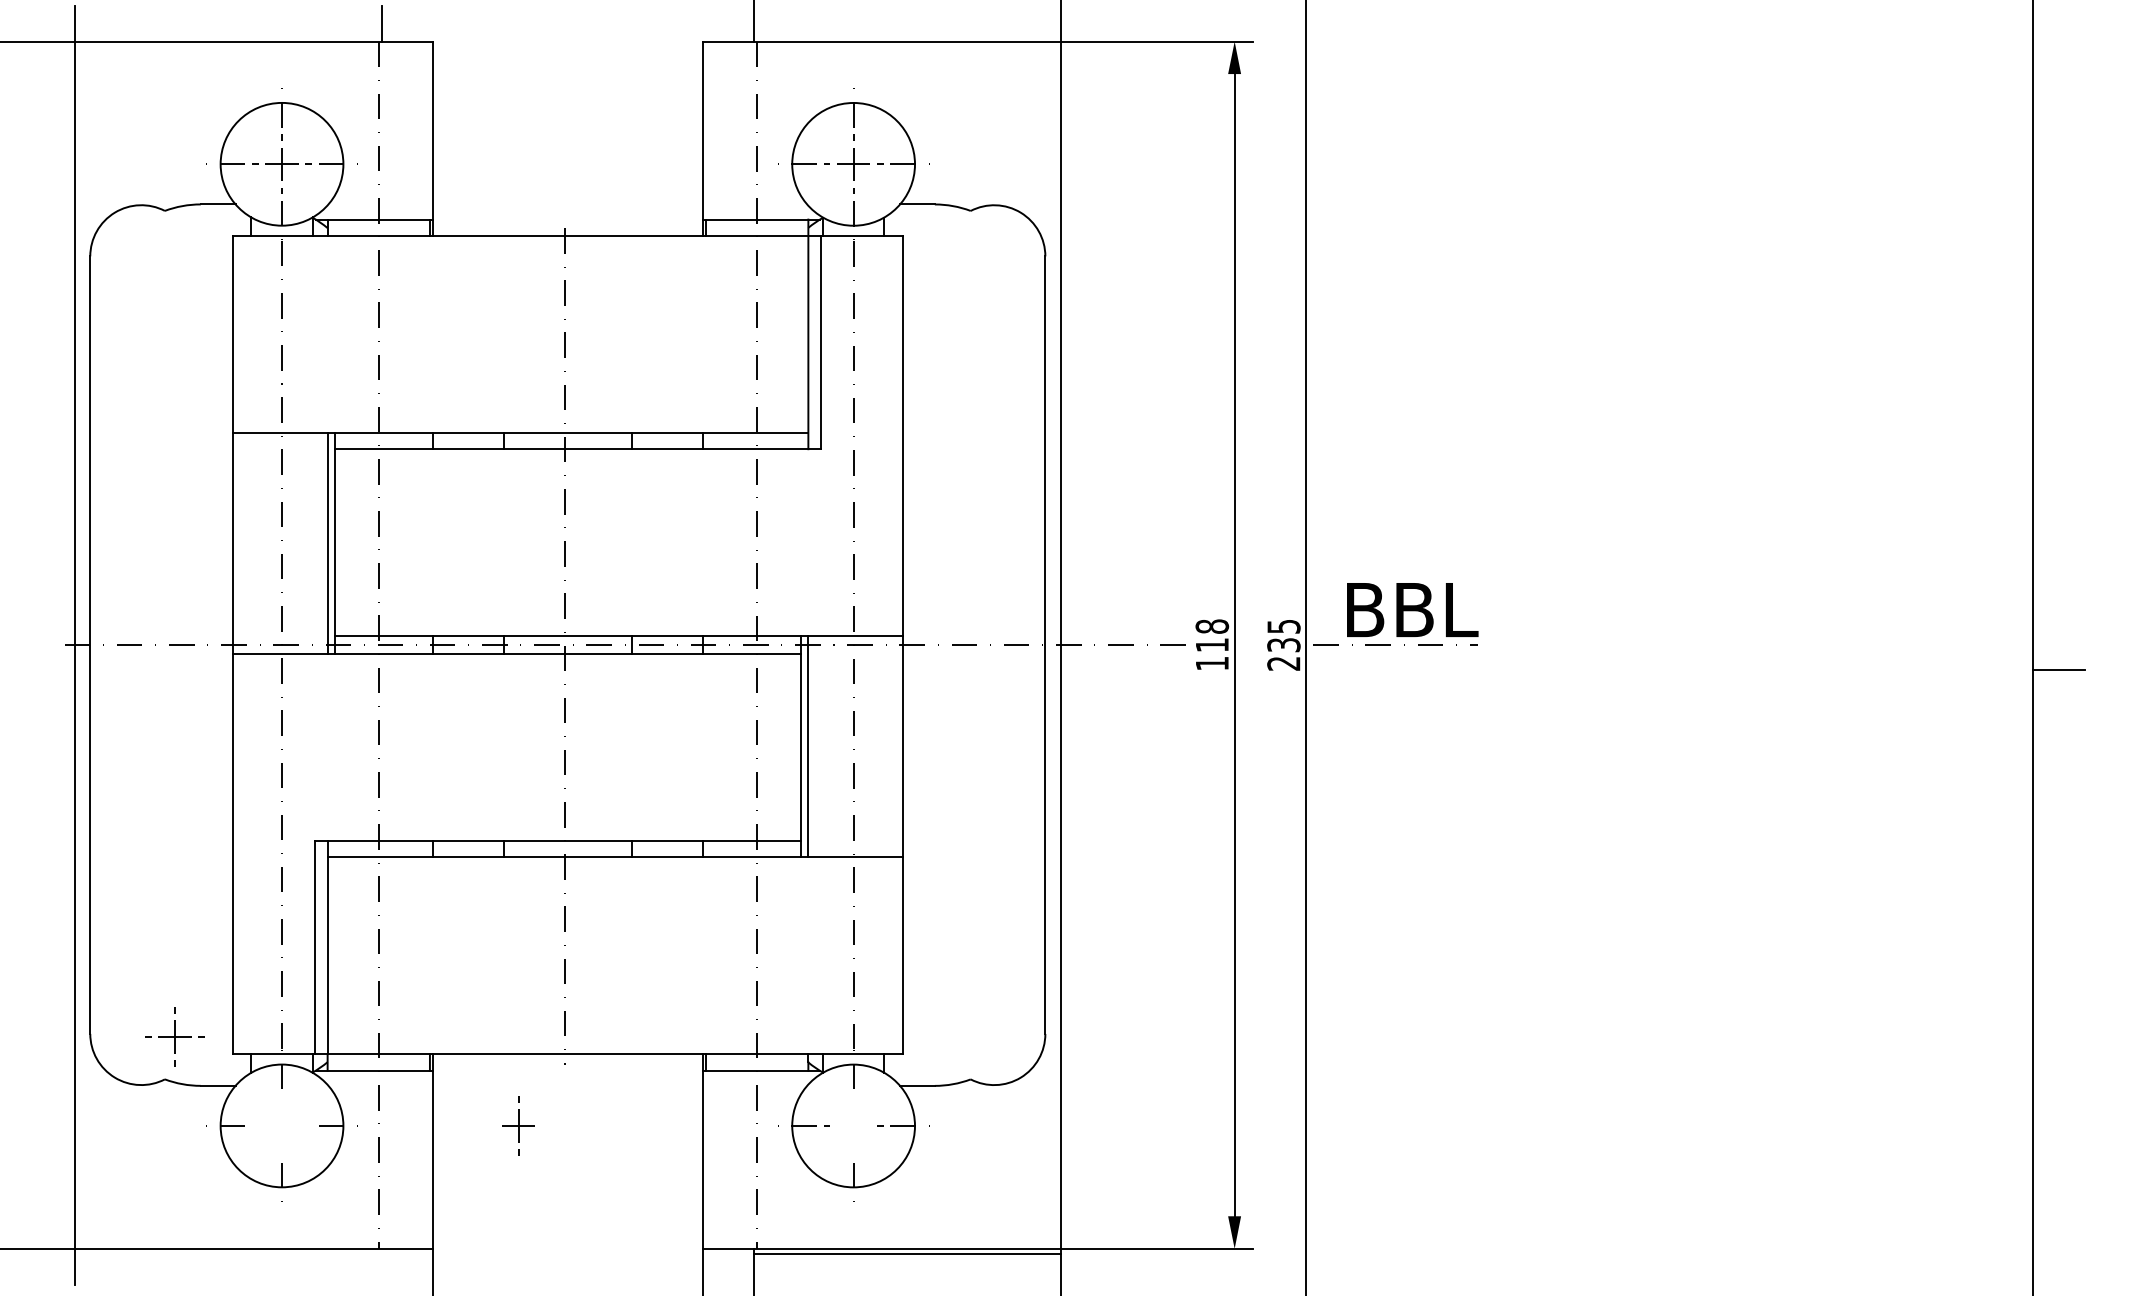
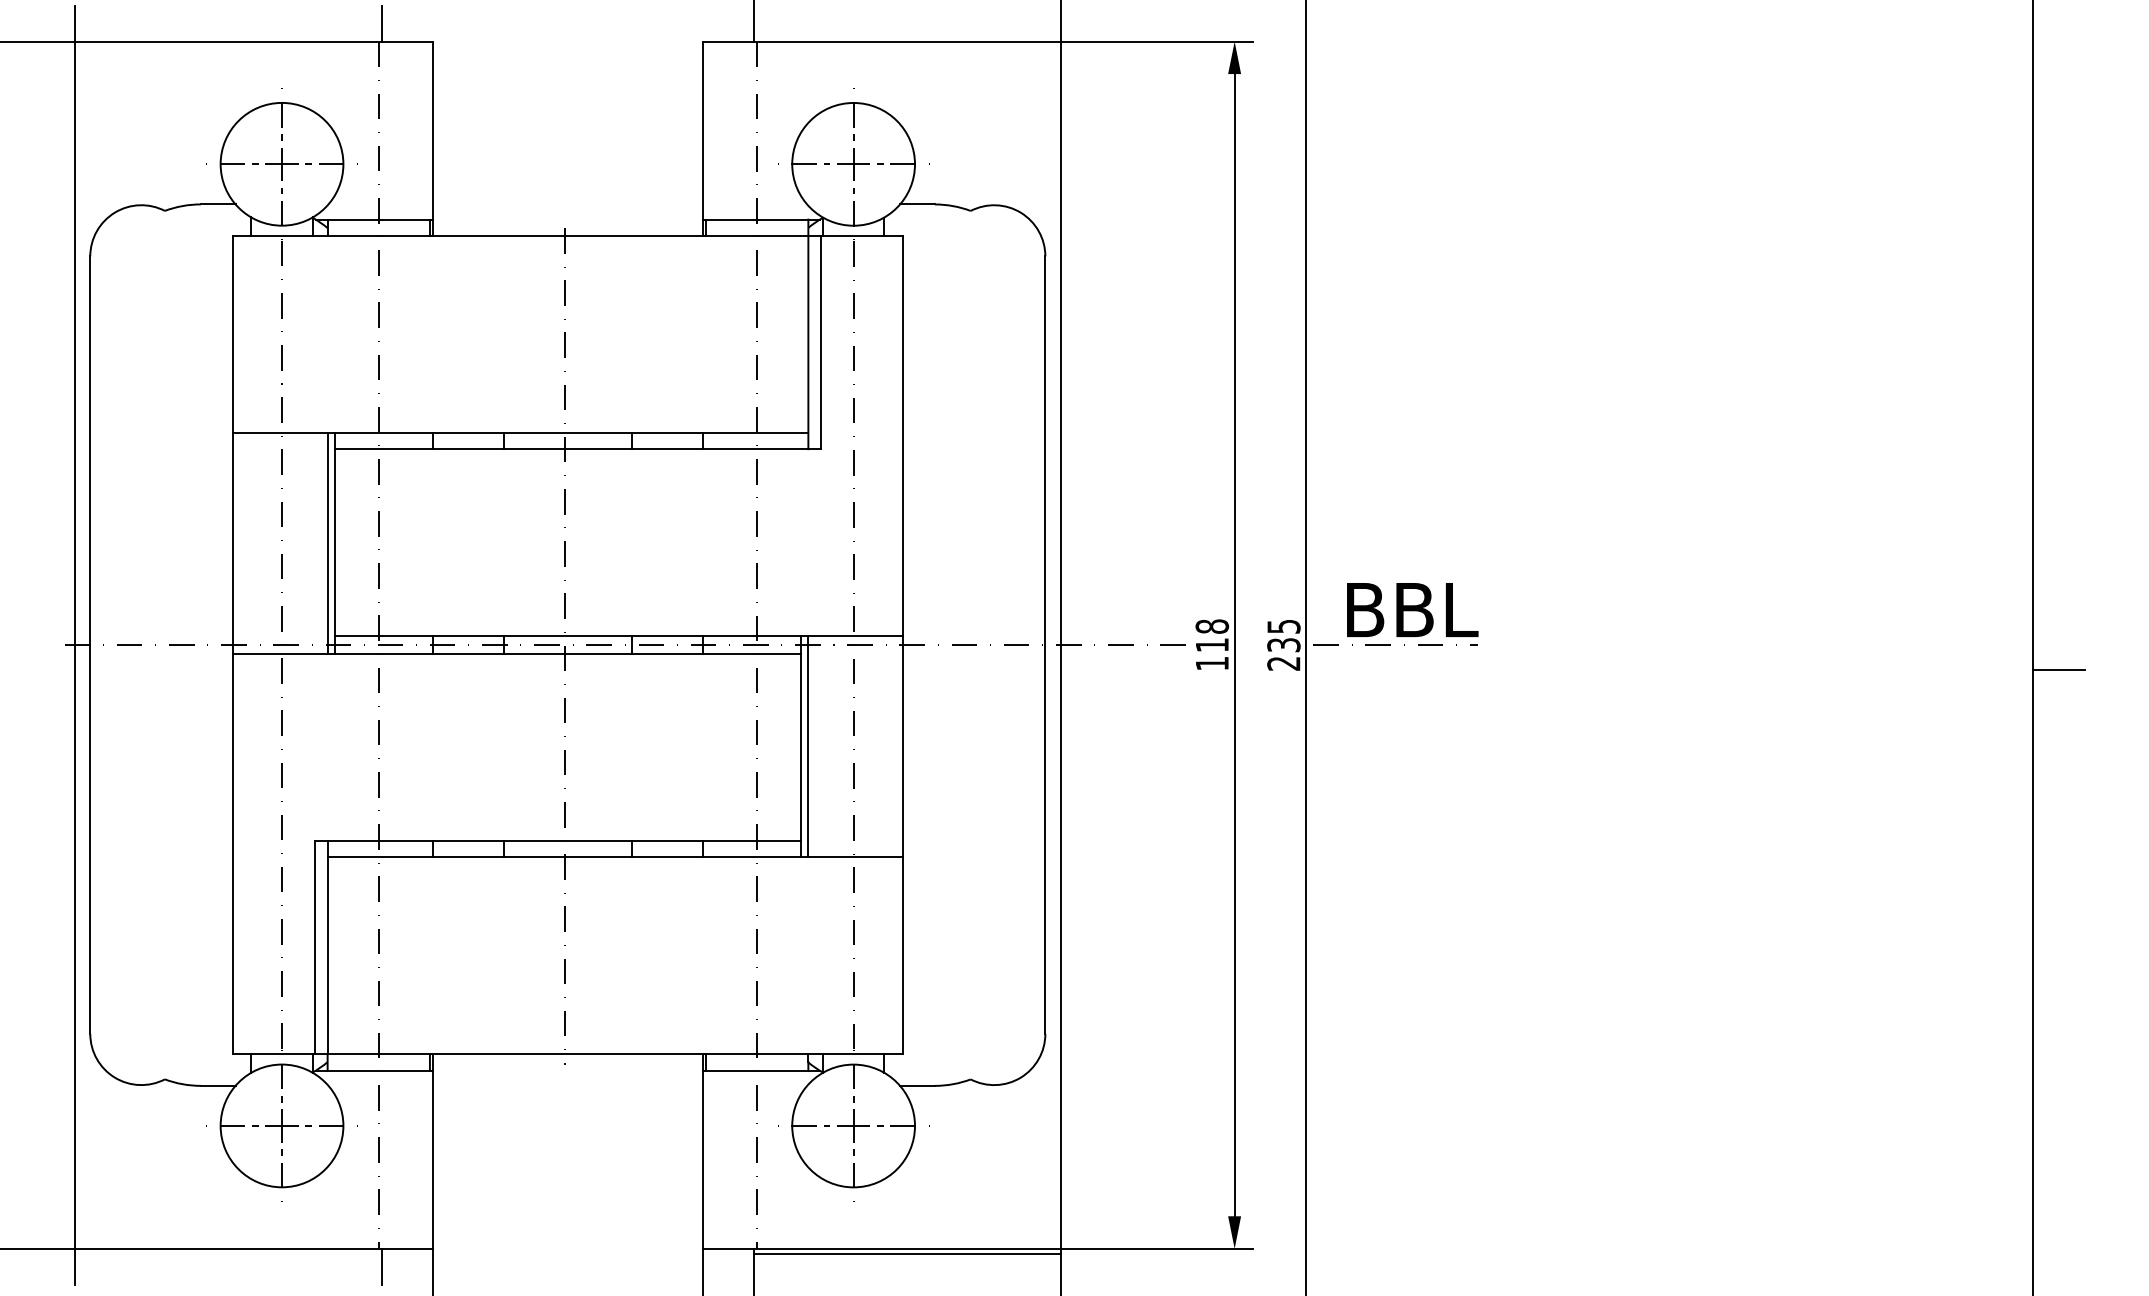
part position: (174, 1036) -> (281, 1125) (281, 1125)
part position: (518, 1125) -> (853, 1125) (853, 1125)
line: none -> present (381, 1266)
